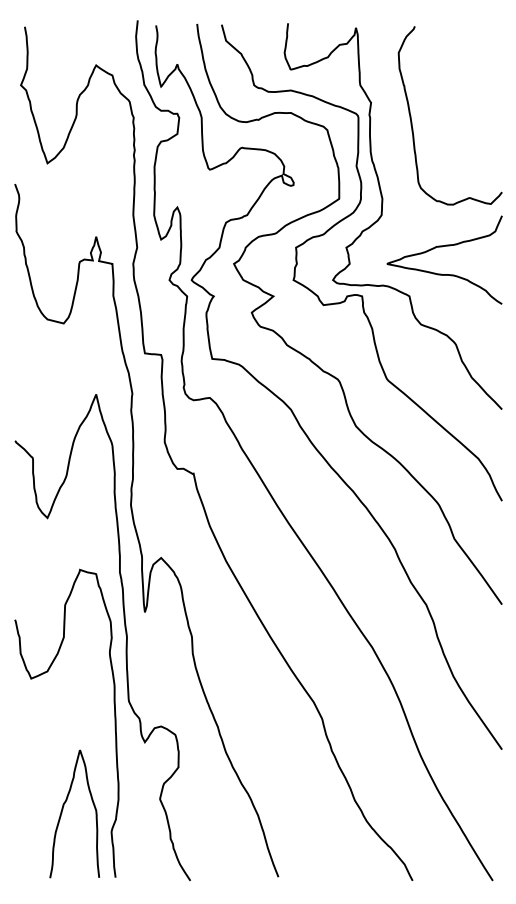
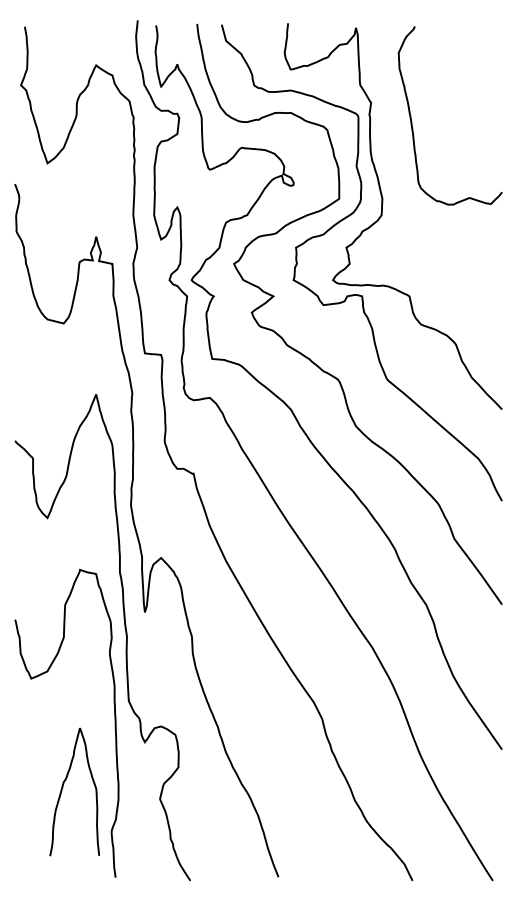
curve: present -> none (442, 247)
curve position: (63, 809) -> (63, 787) (63, 787)
